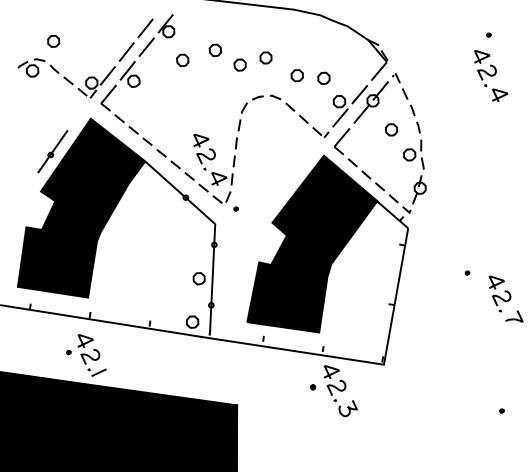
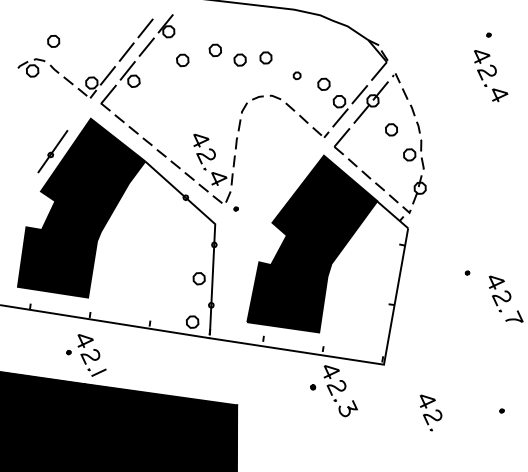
part position: (239, 64) -> (239, 59) (239, 59)
part size: 14x14 px -> 10x10 px (296, 75)
part position: (323, 77) -> (323, 83) (323, 83)
part: none -> present (430, 412)
